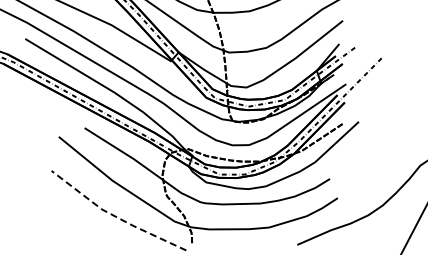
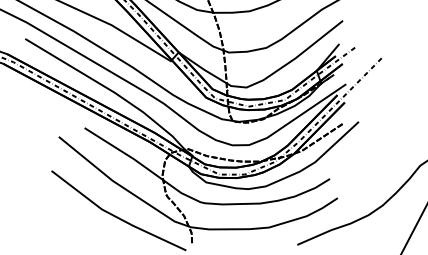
line: dashed -> solid (115, 216)
